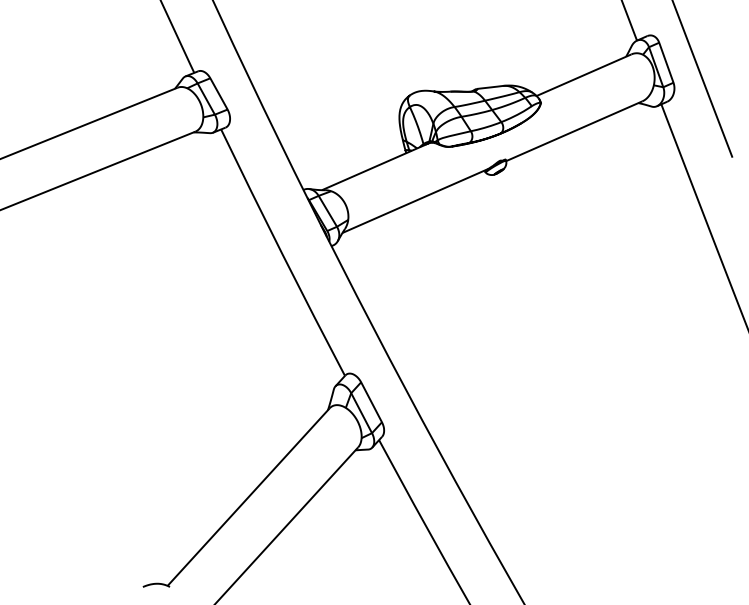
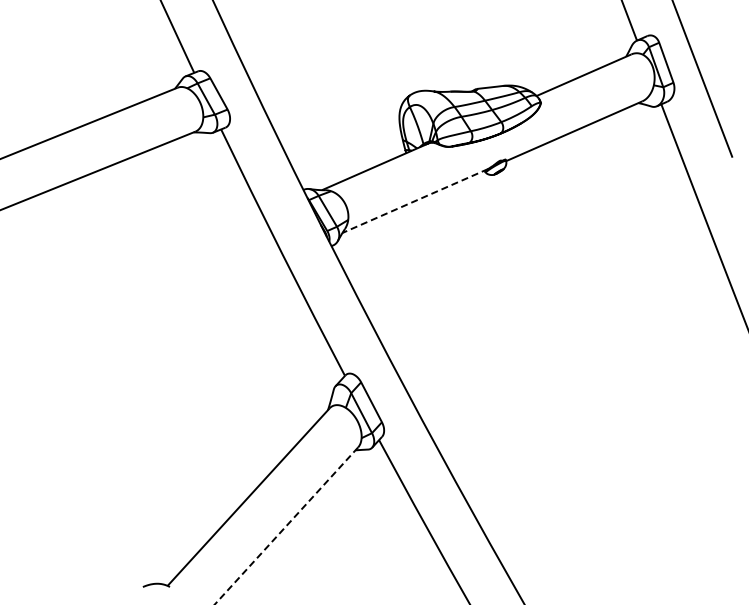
line: solid -> dashed (415, 201)
line: solid -> dashed (286, 526)
